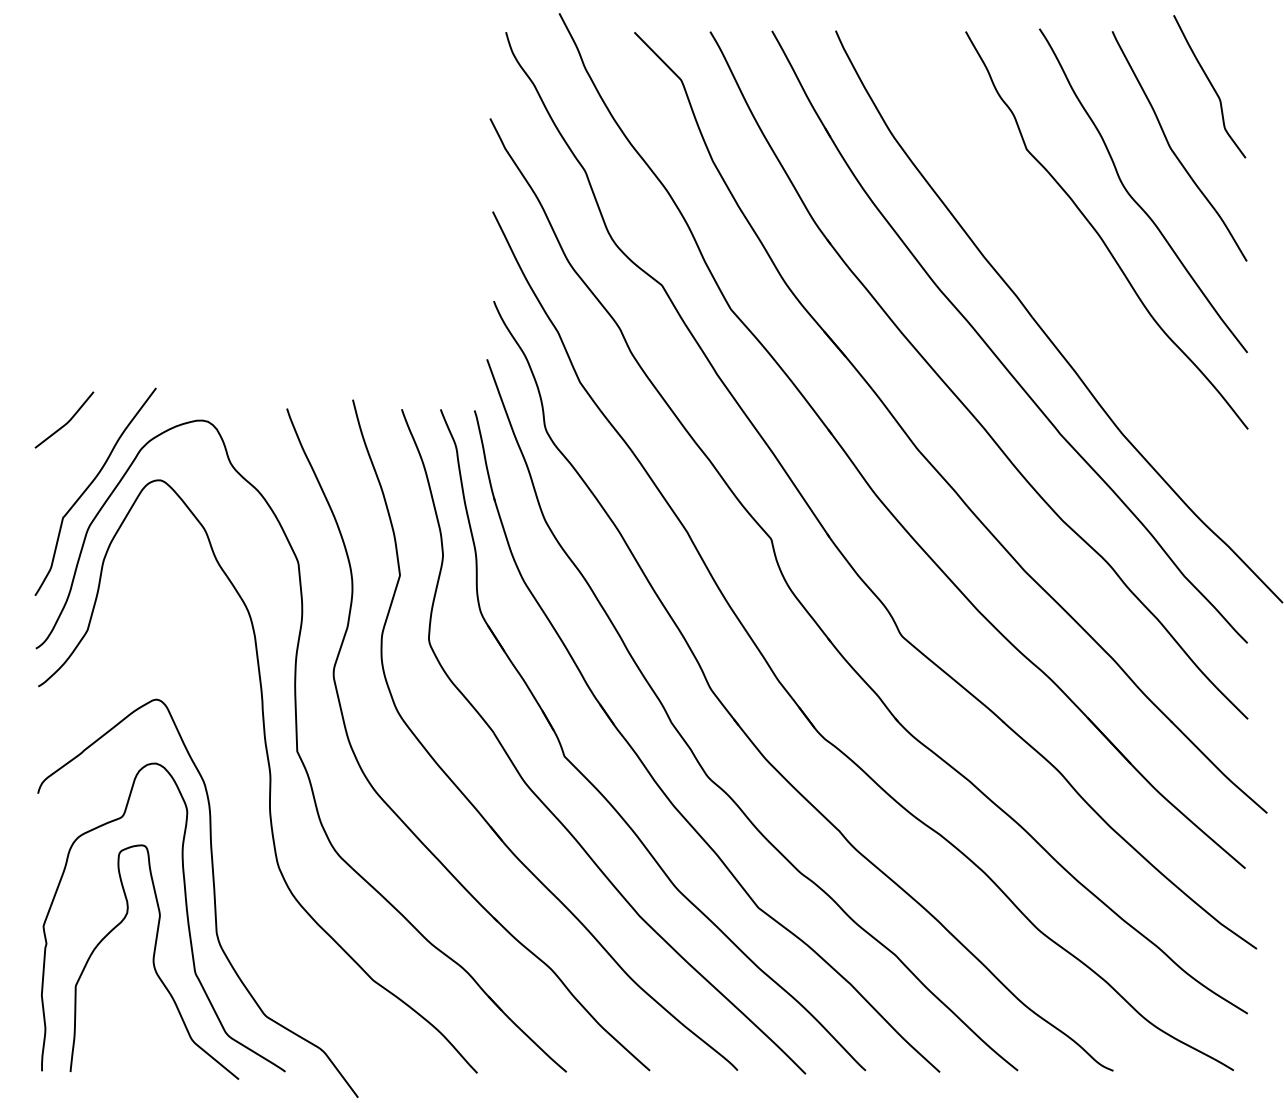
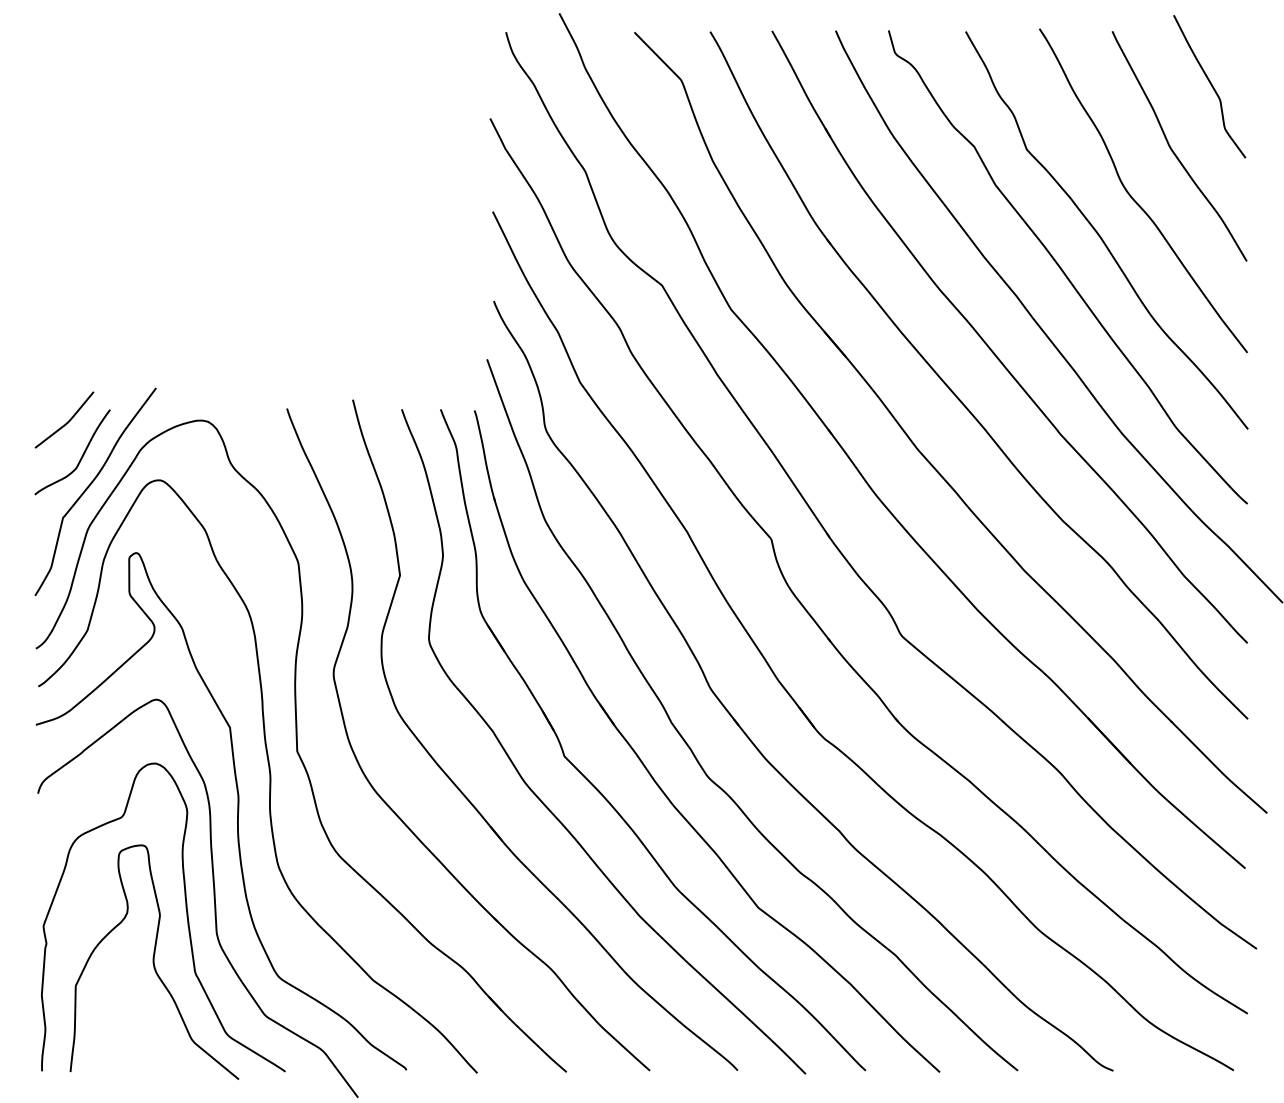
curve: none -> present (1063, 270)
curve: none -> present (81, 456)
curve: none -> present (237, 811)
